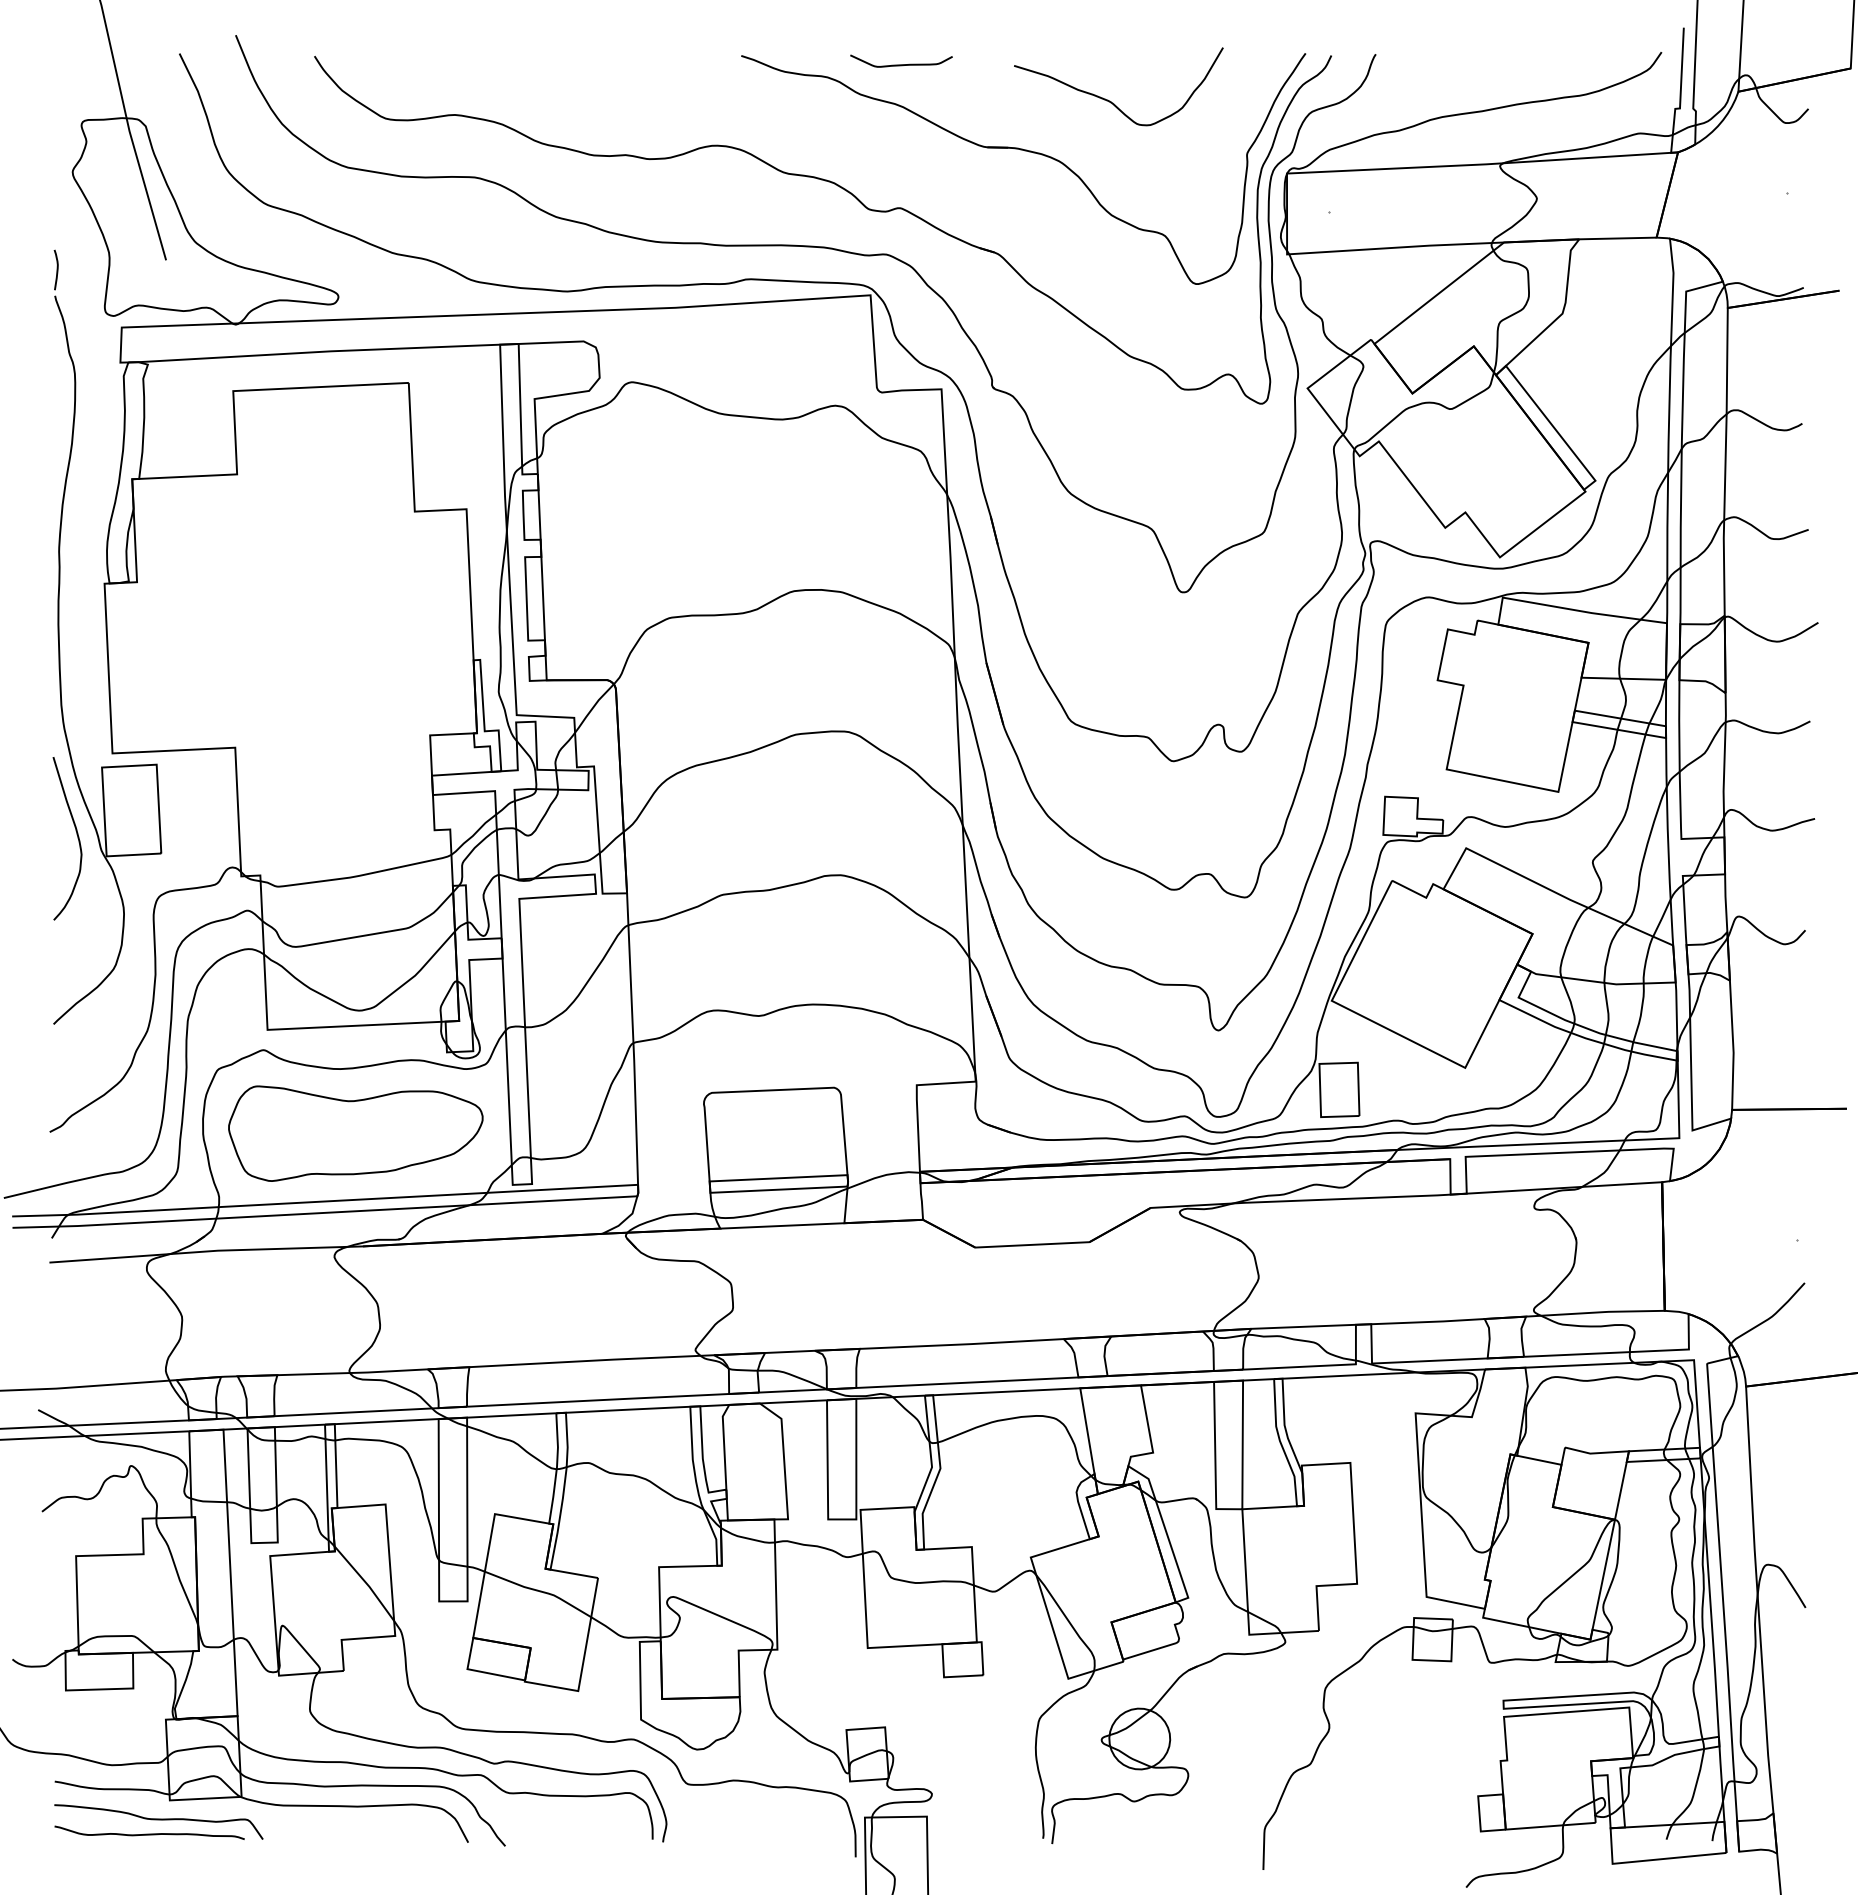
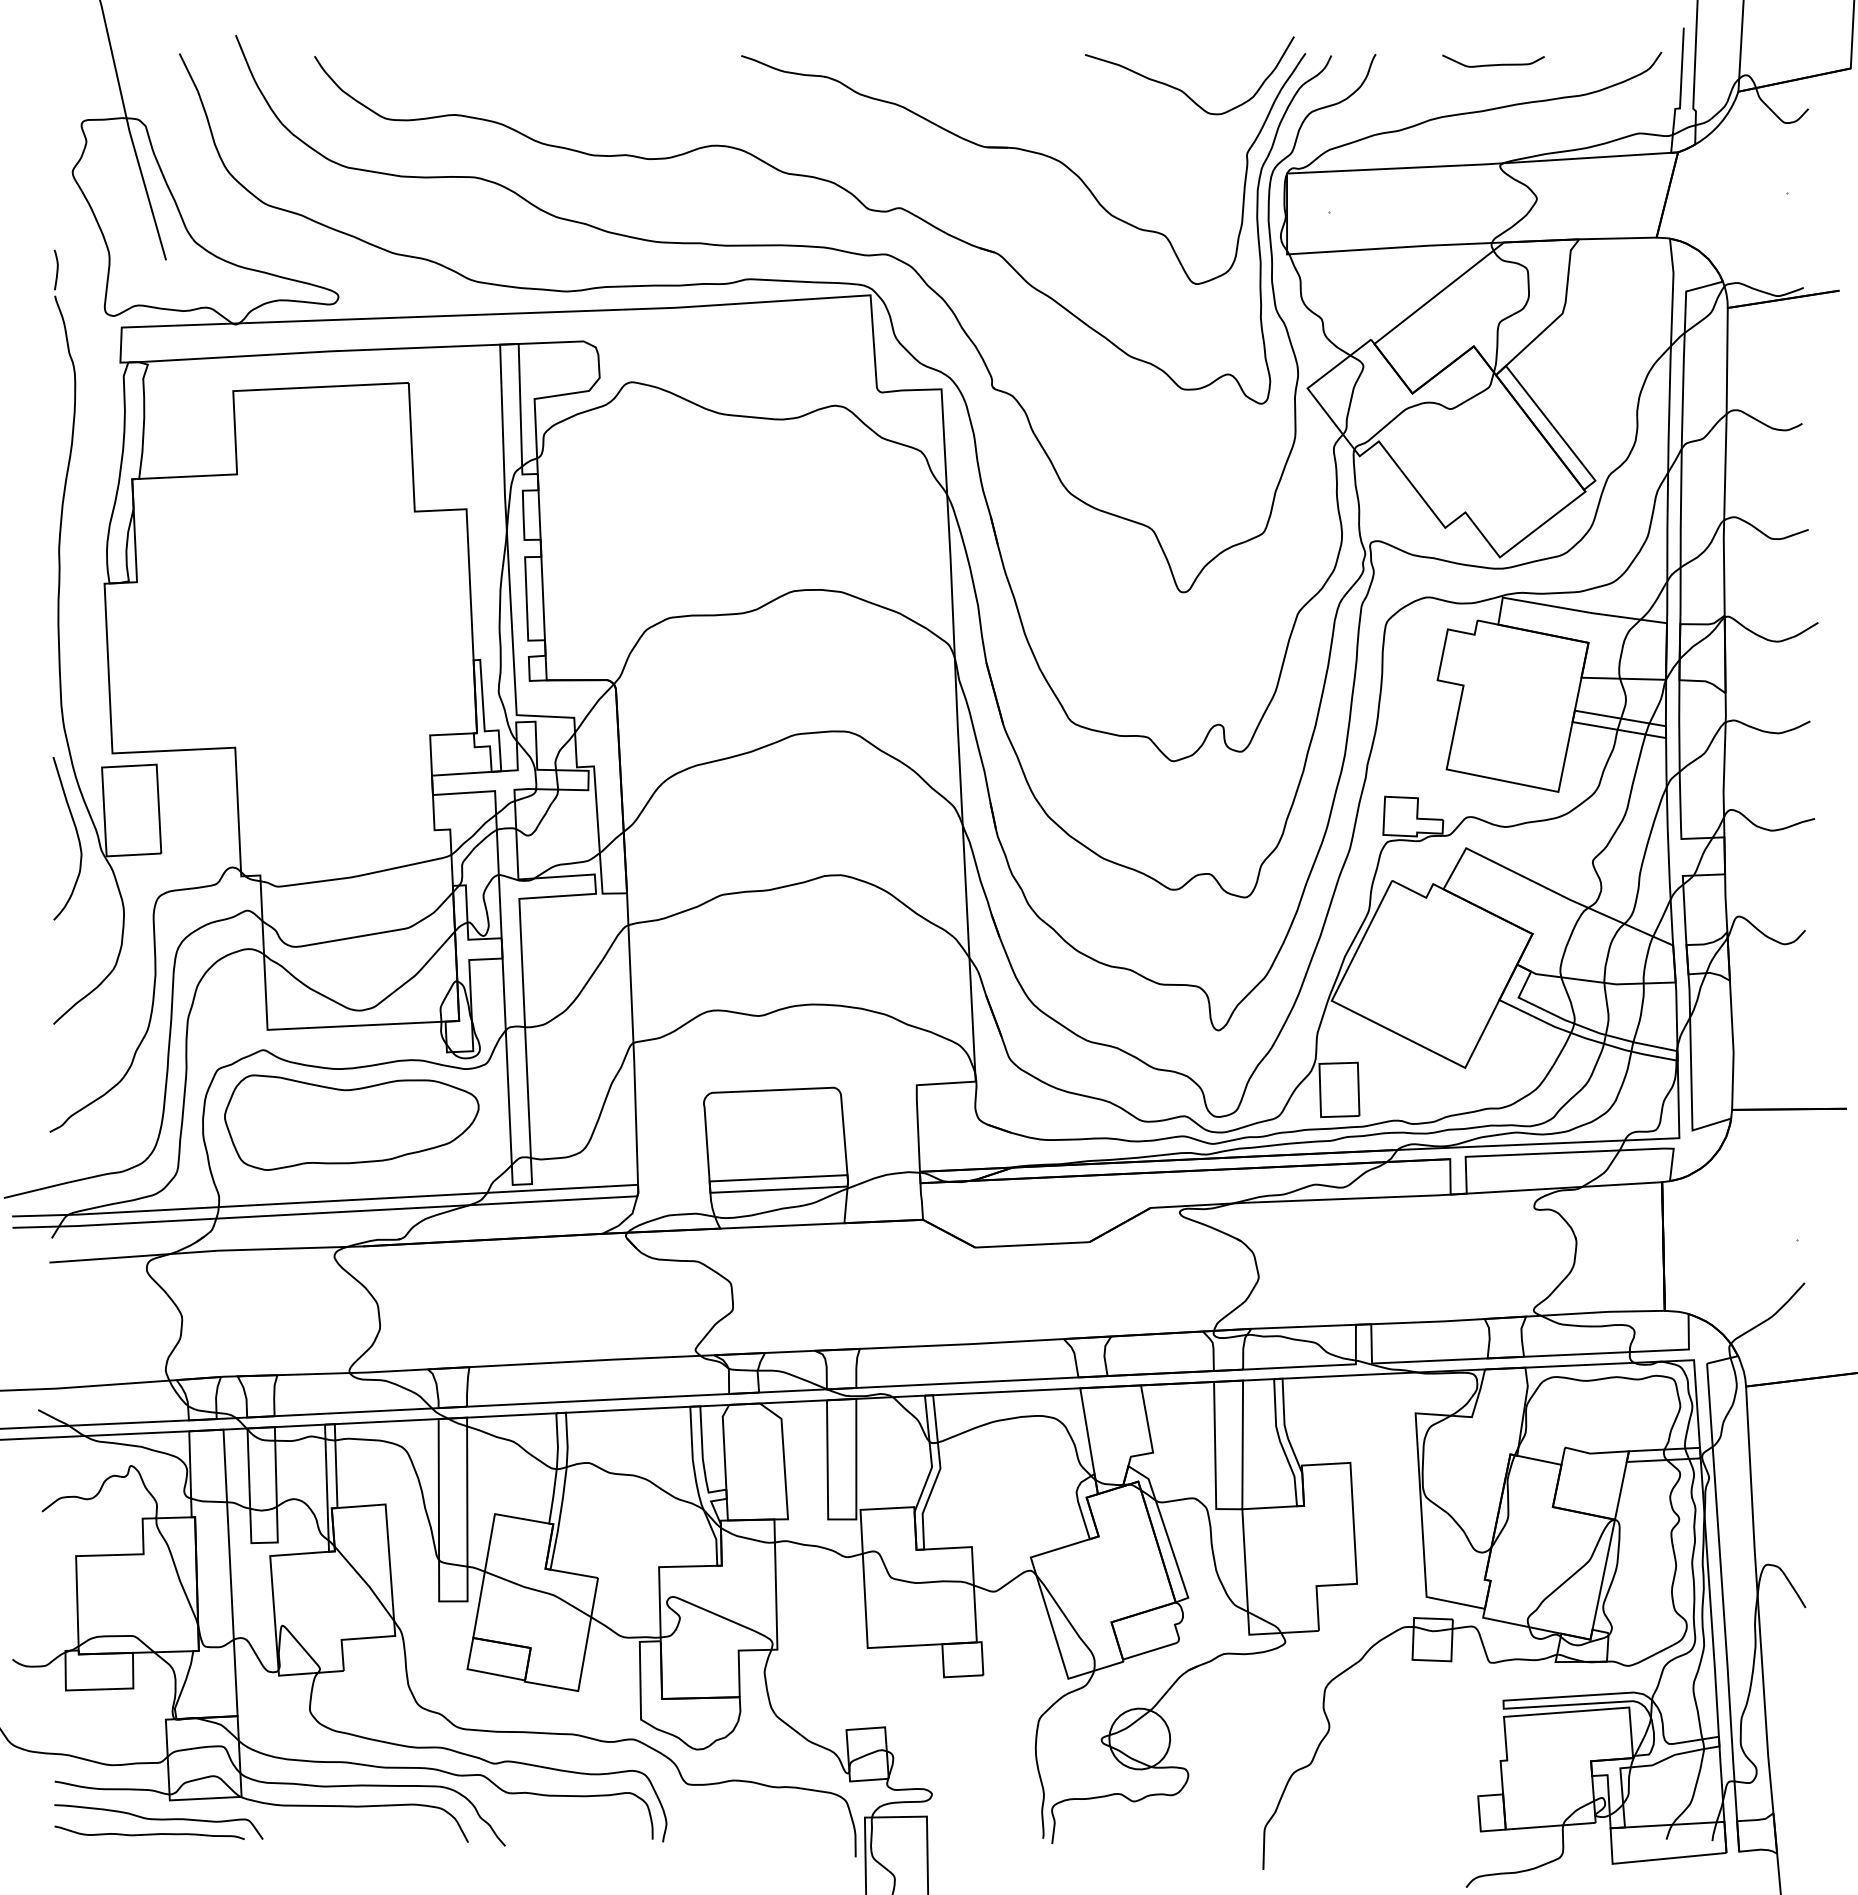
curve position: (901, 64) -> (1493, 64) (1493, 64)
curve position: (1111, 101) -> (1182, 90) (1182, 90)
part position: (355, 1133) -> (351, 1122) (351, 1122)
